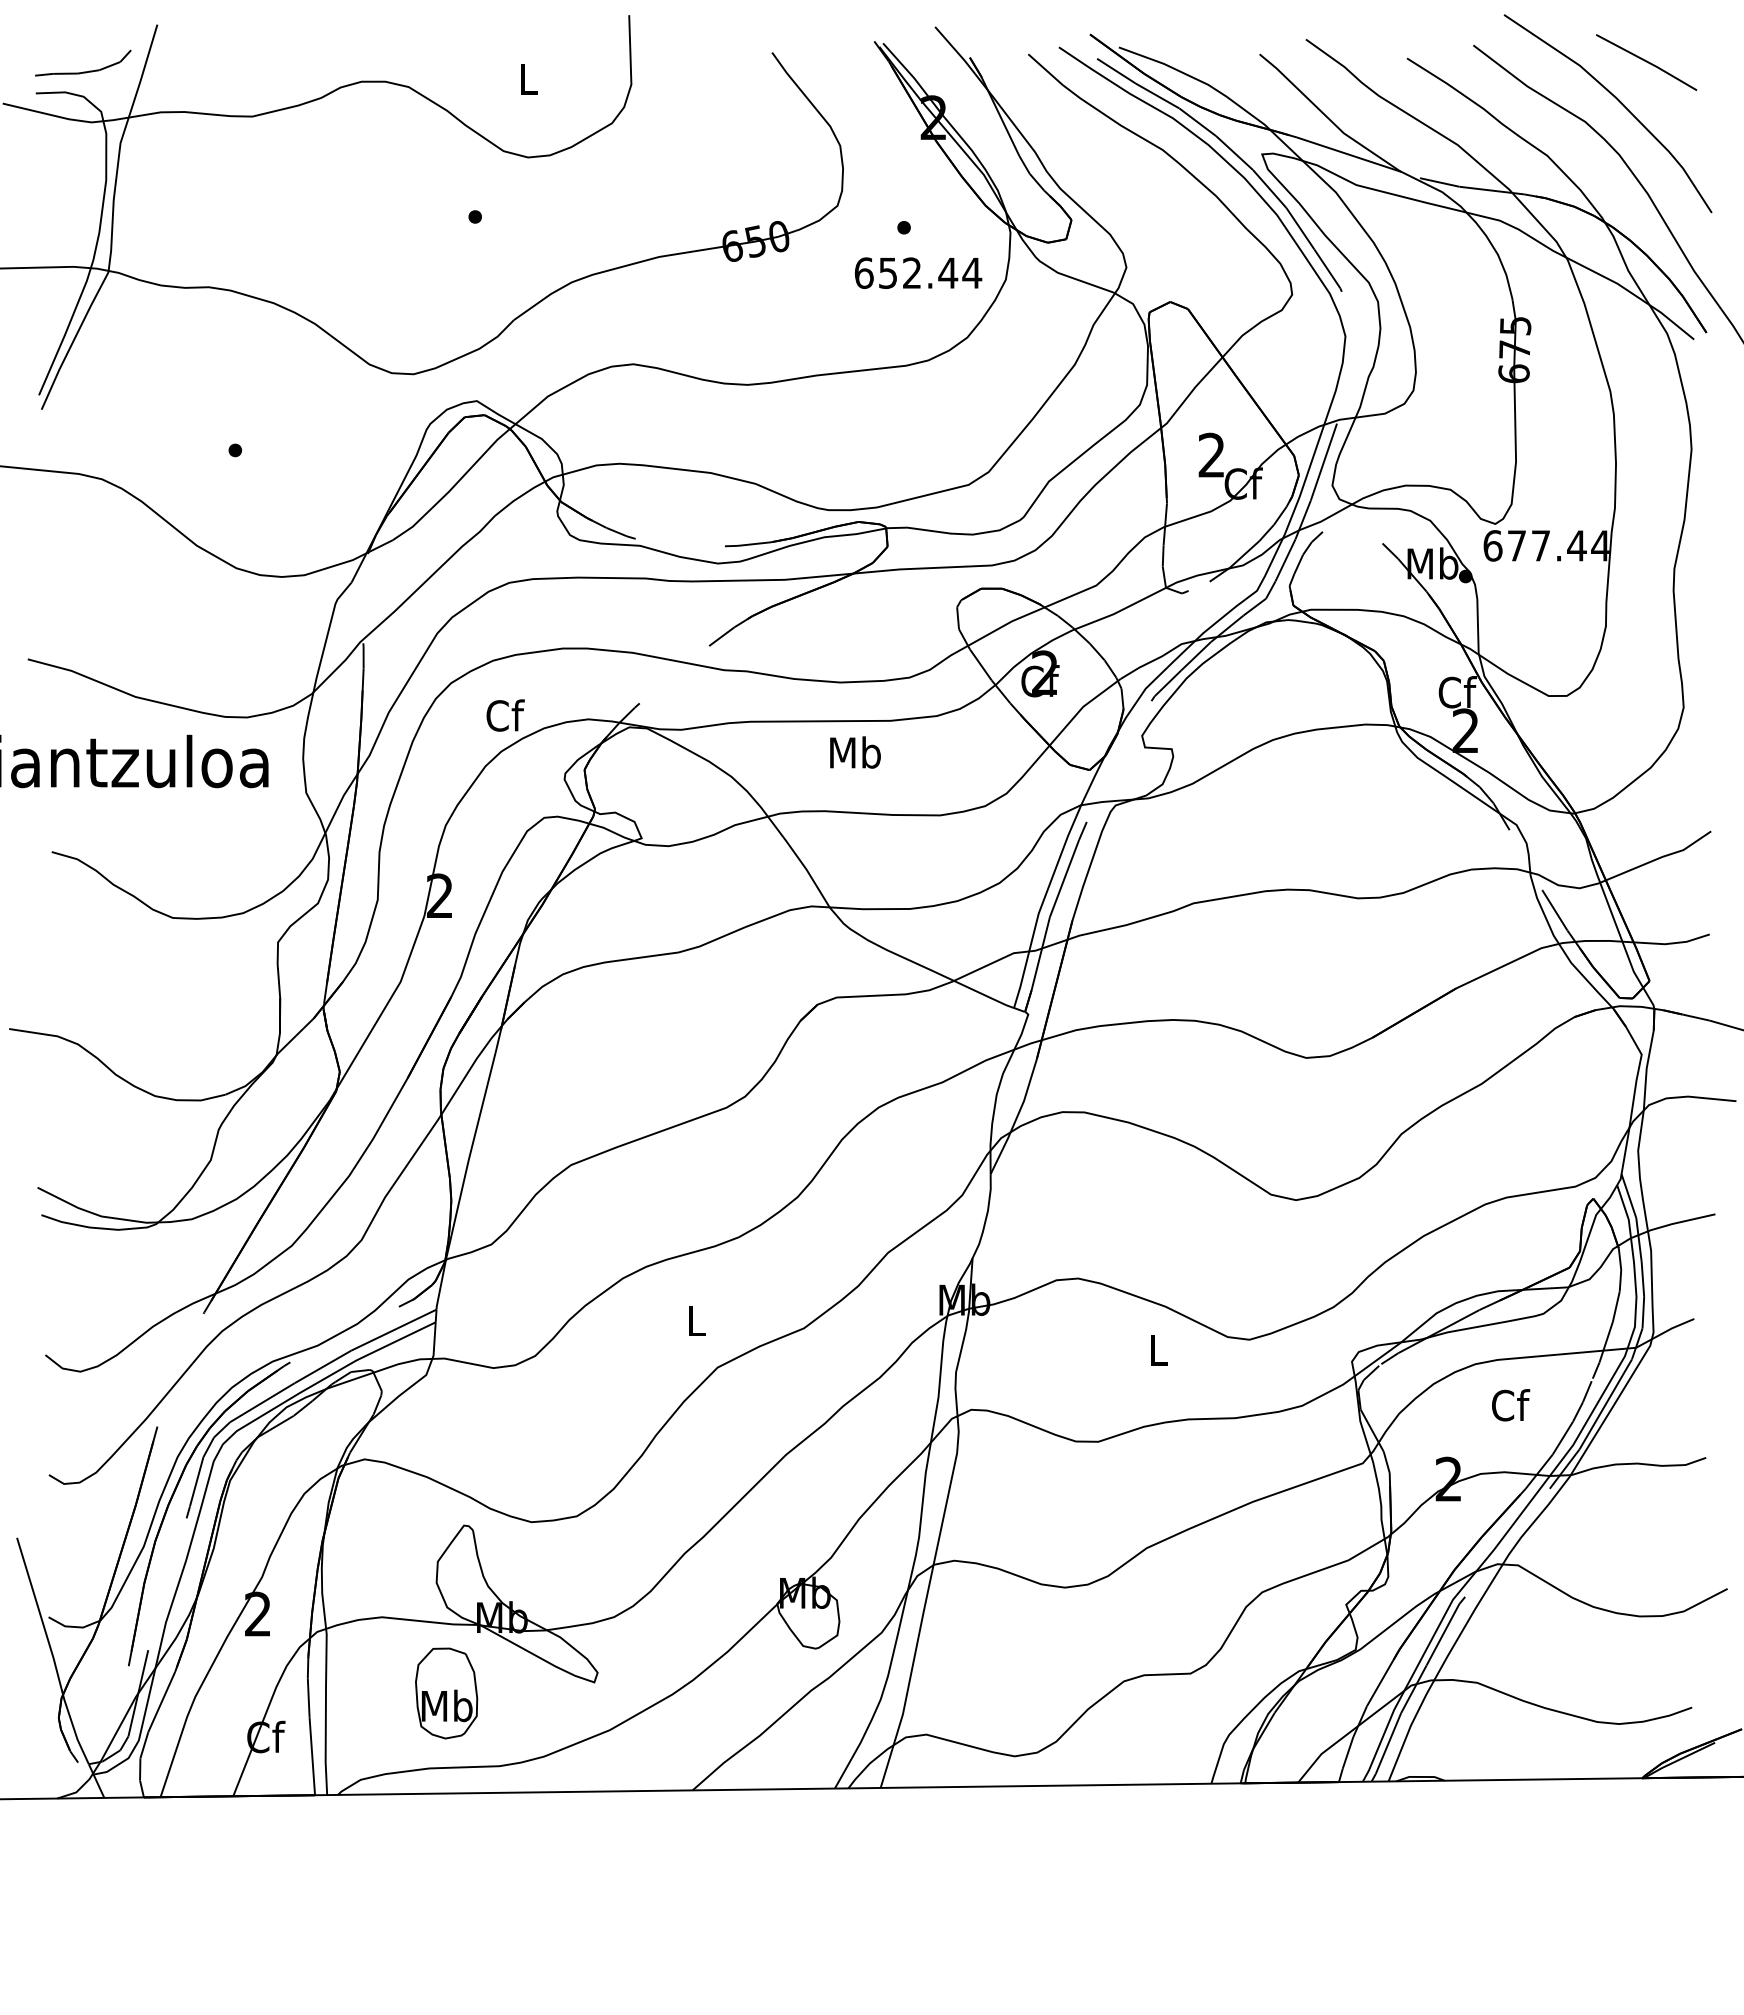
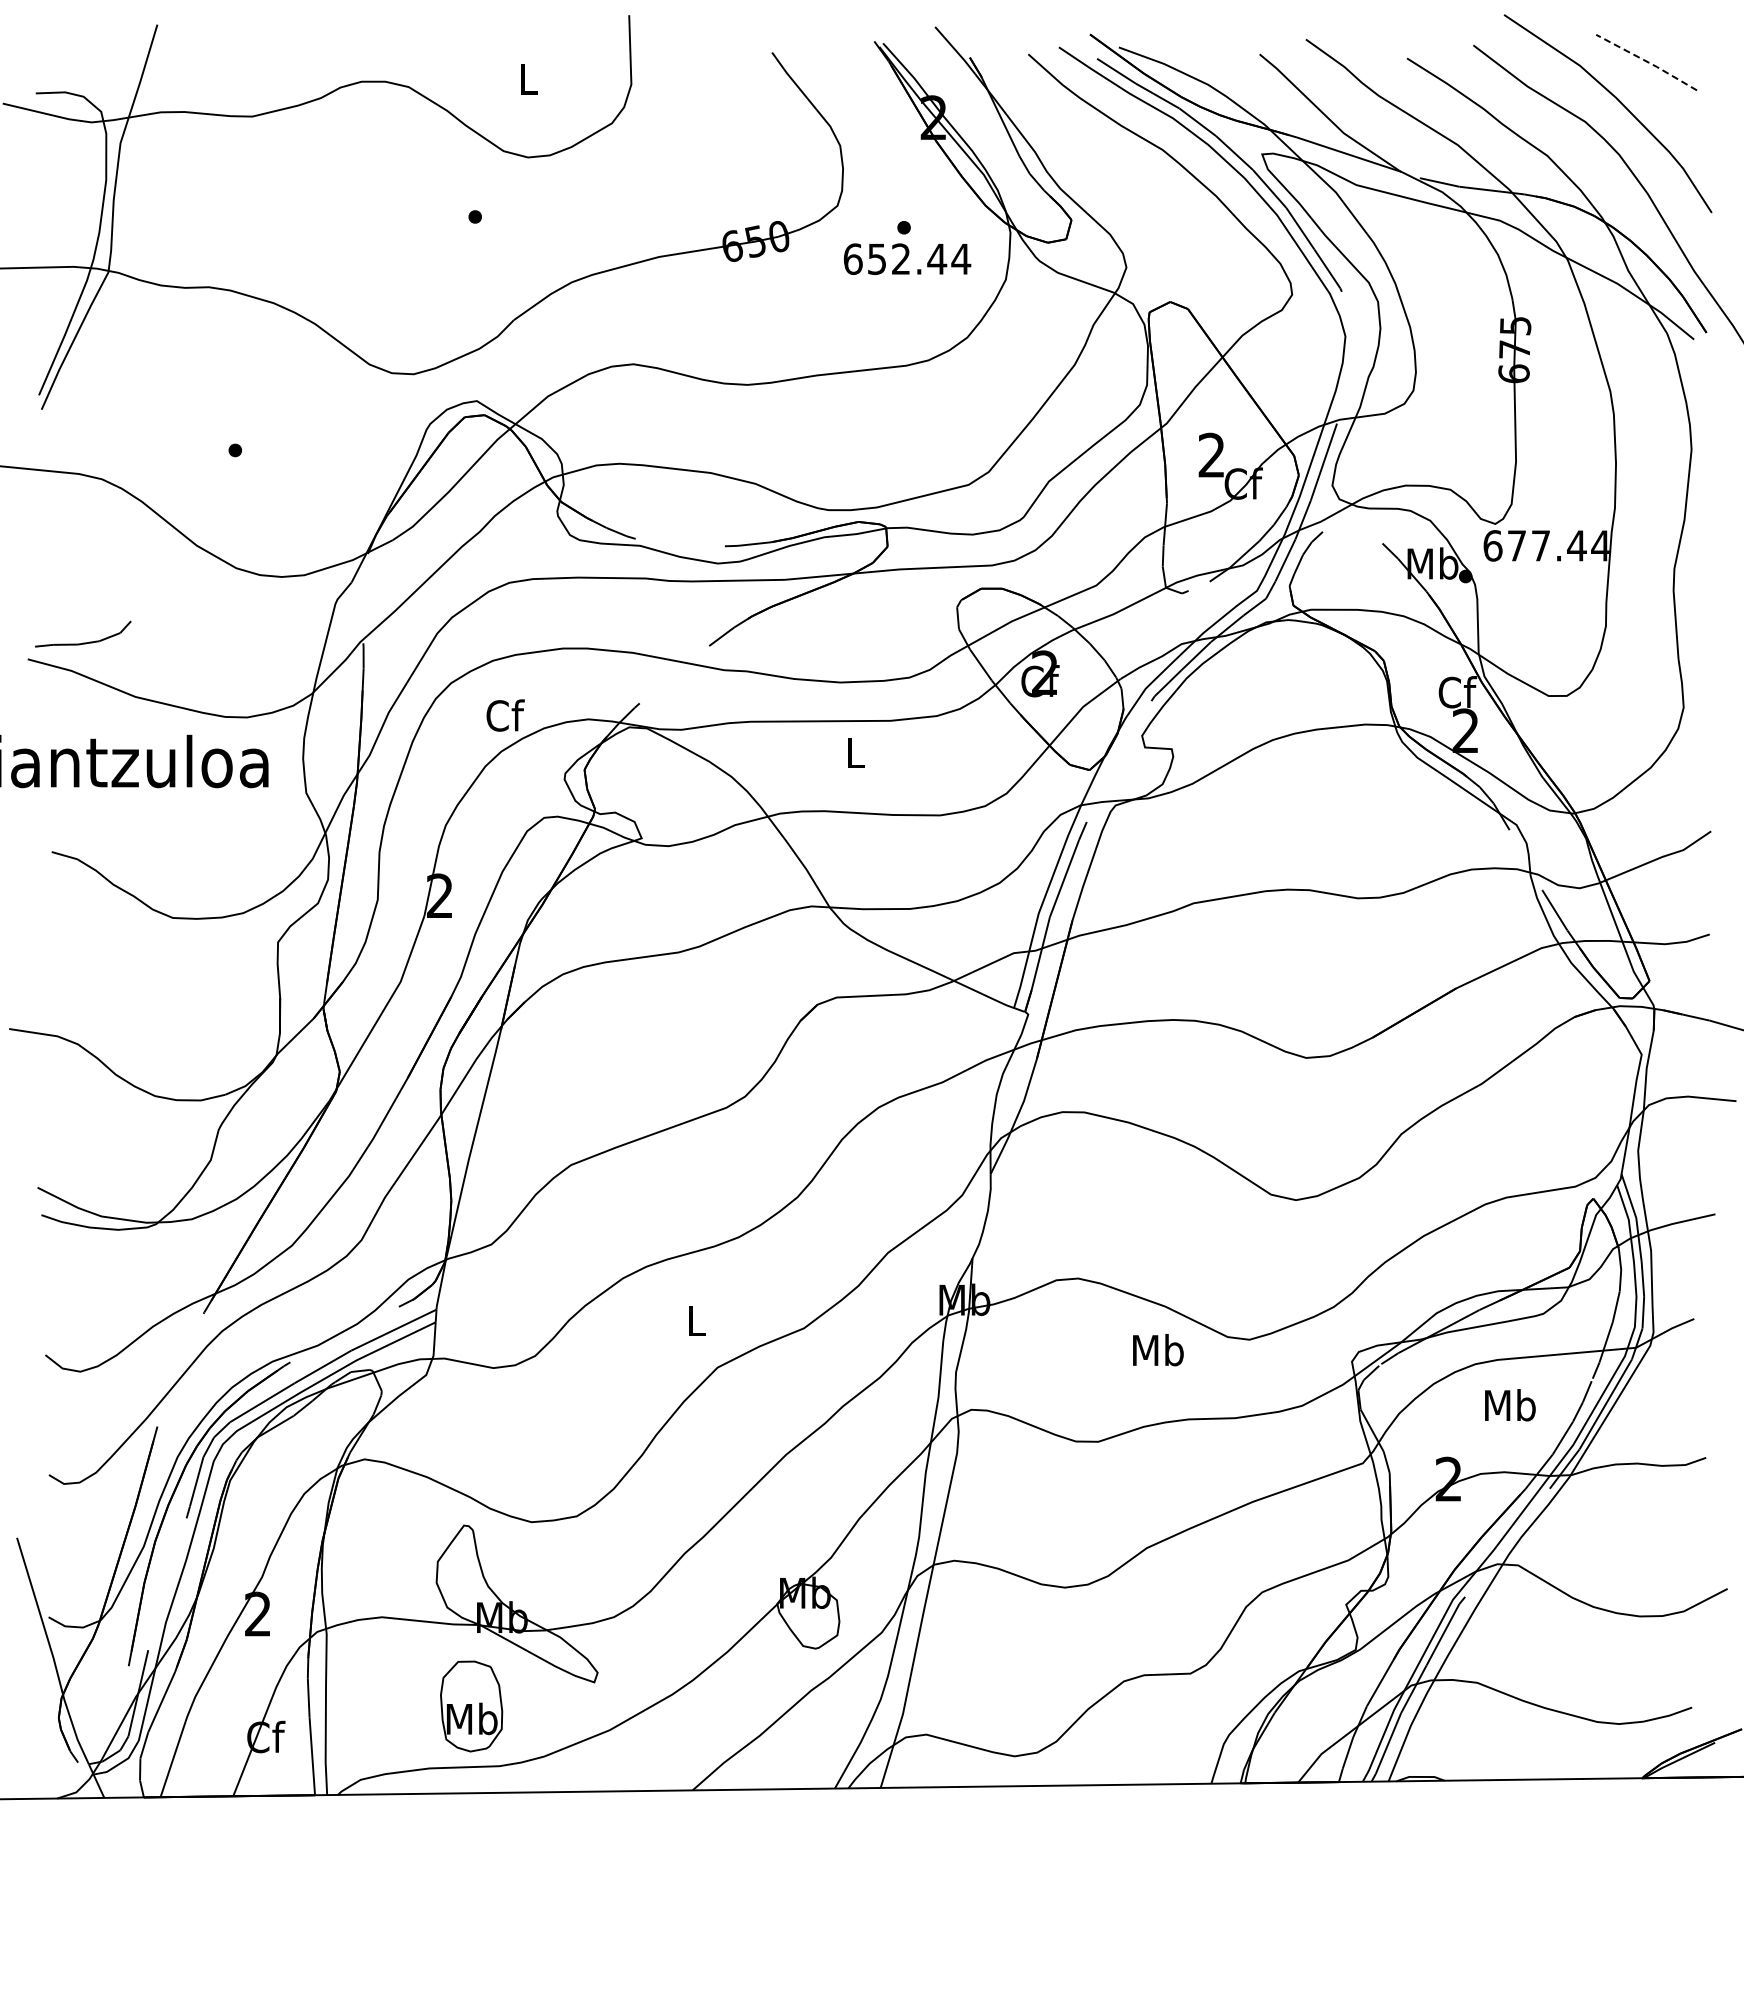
line: solid -> dashed (1647, 61)
curve position: (83, 71) -> (83, 642) (83, 642)
text position: (918, 272) -> (907, 258) (907, 258)
text: Mb -> L (855, 752)
text: L -> Mb (1158, 1350)
text: Cf -> Mb (1510, 1405)
part position: (446, 1693) -> (471, 1706) (471, 1706)
